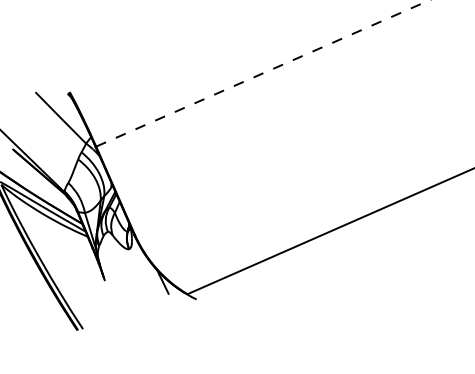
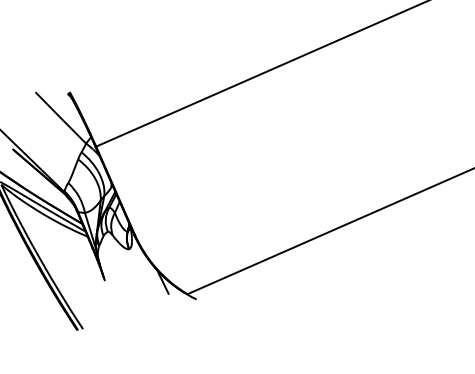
line: dashed -> solid (263, 73)
